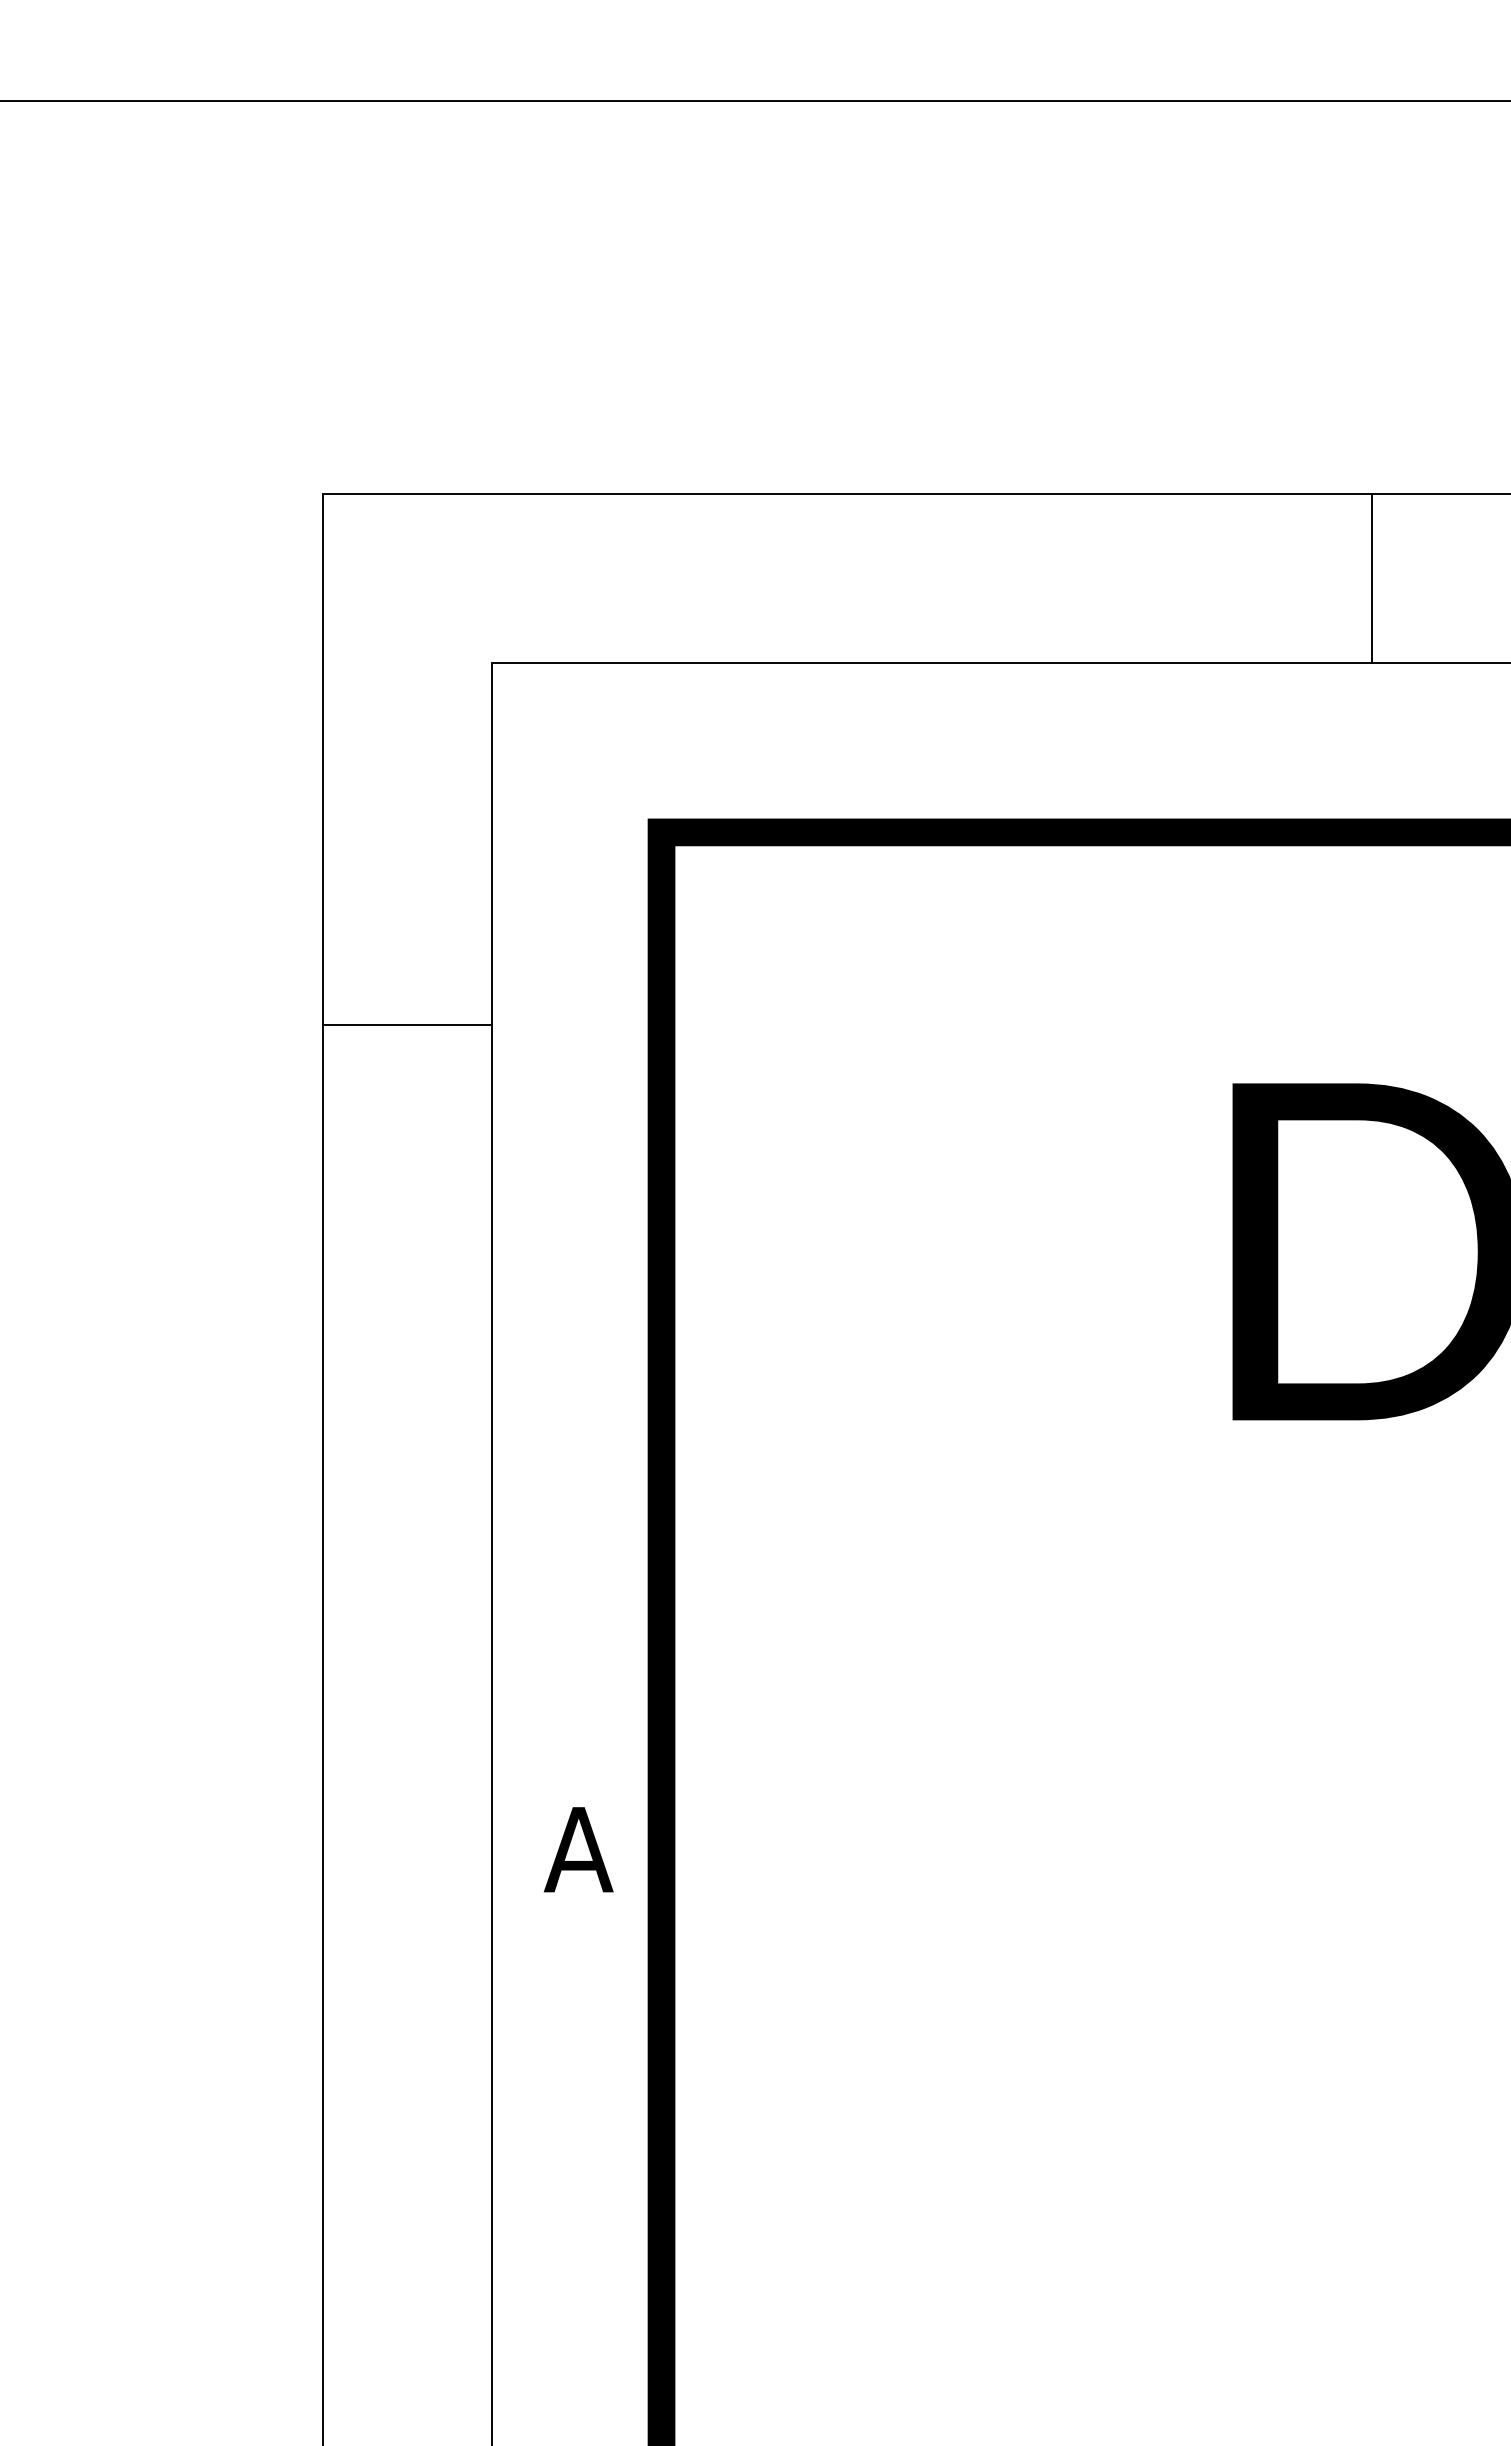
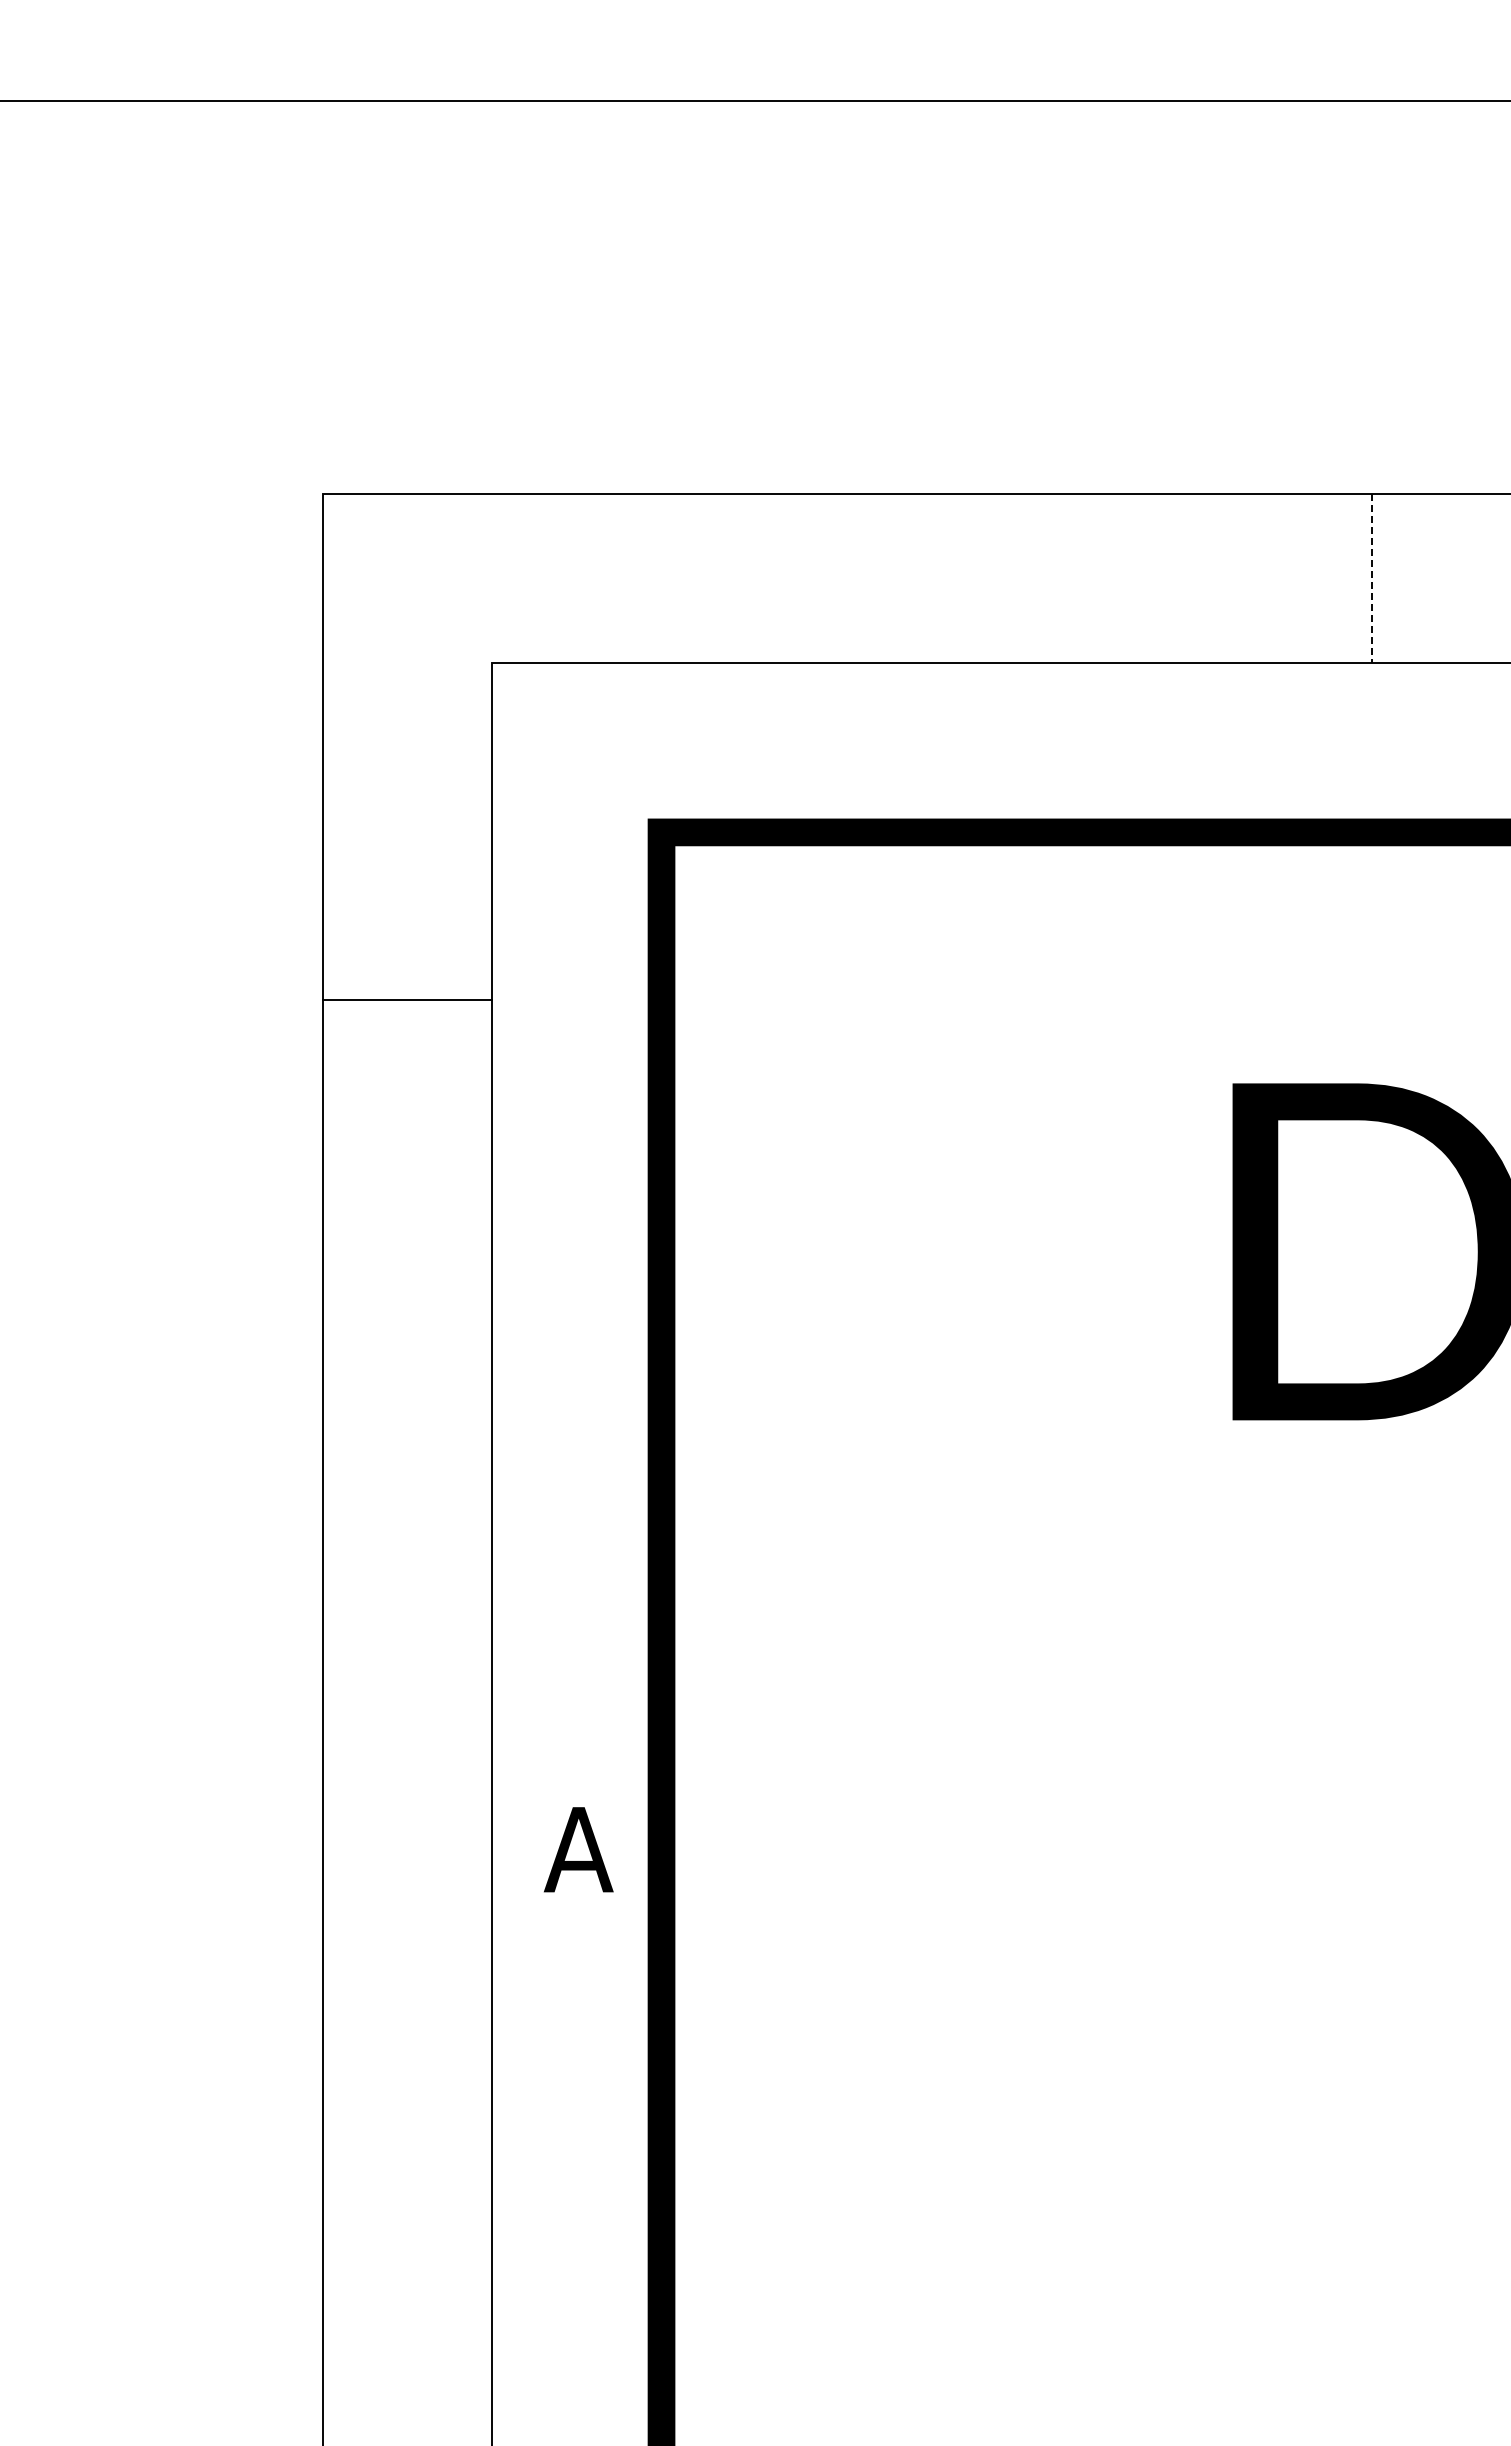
line: solid -> dashed (1371, 578)
line position: (407, 1025) -> (407, 1000) (407, 1000)
